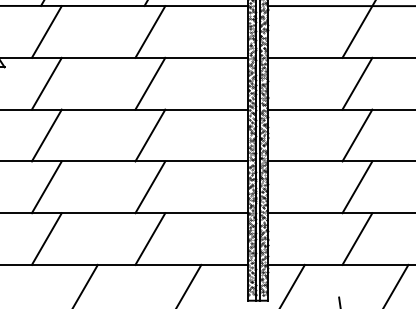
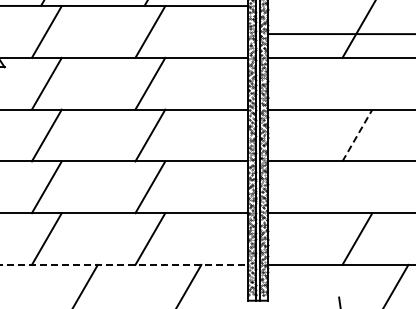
line position: (339, 6) -> (339, 34) (339, 34)
line: present -> none (357, 83)
line: solid -> dashed (357, 135)
line: present -> none (357, 187)
line: solid -> dashed (124, 264)
line: present -> none (292, 284)
